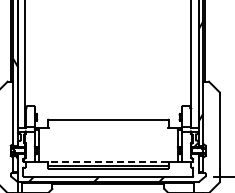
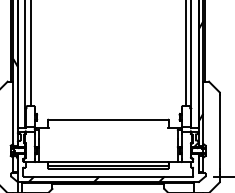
line: none -> present (31, 54)
line: none -> present (185, 54)
line: dashed -> solid (108, 161)
